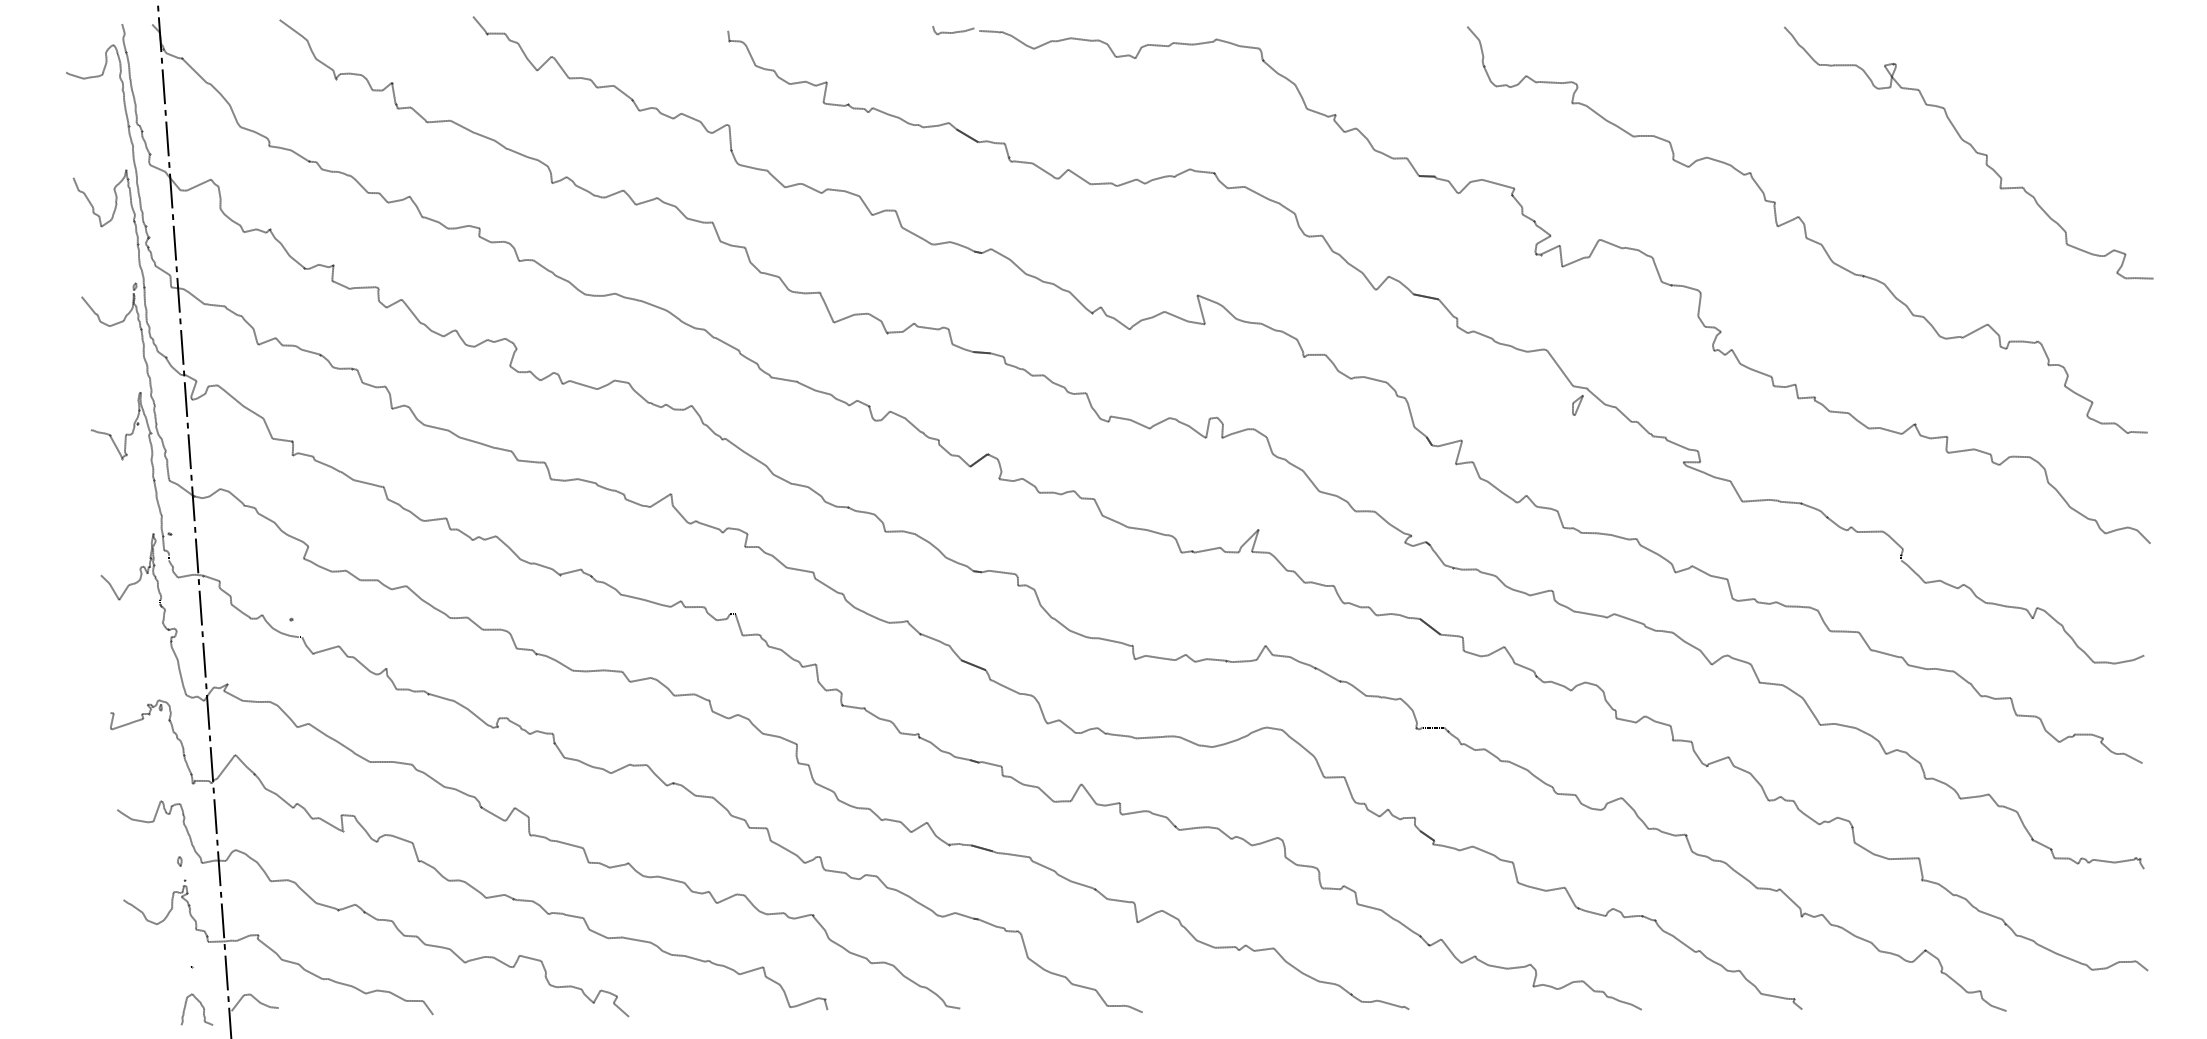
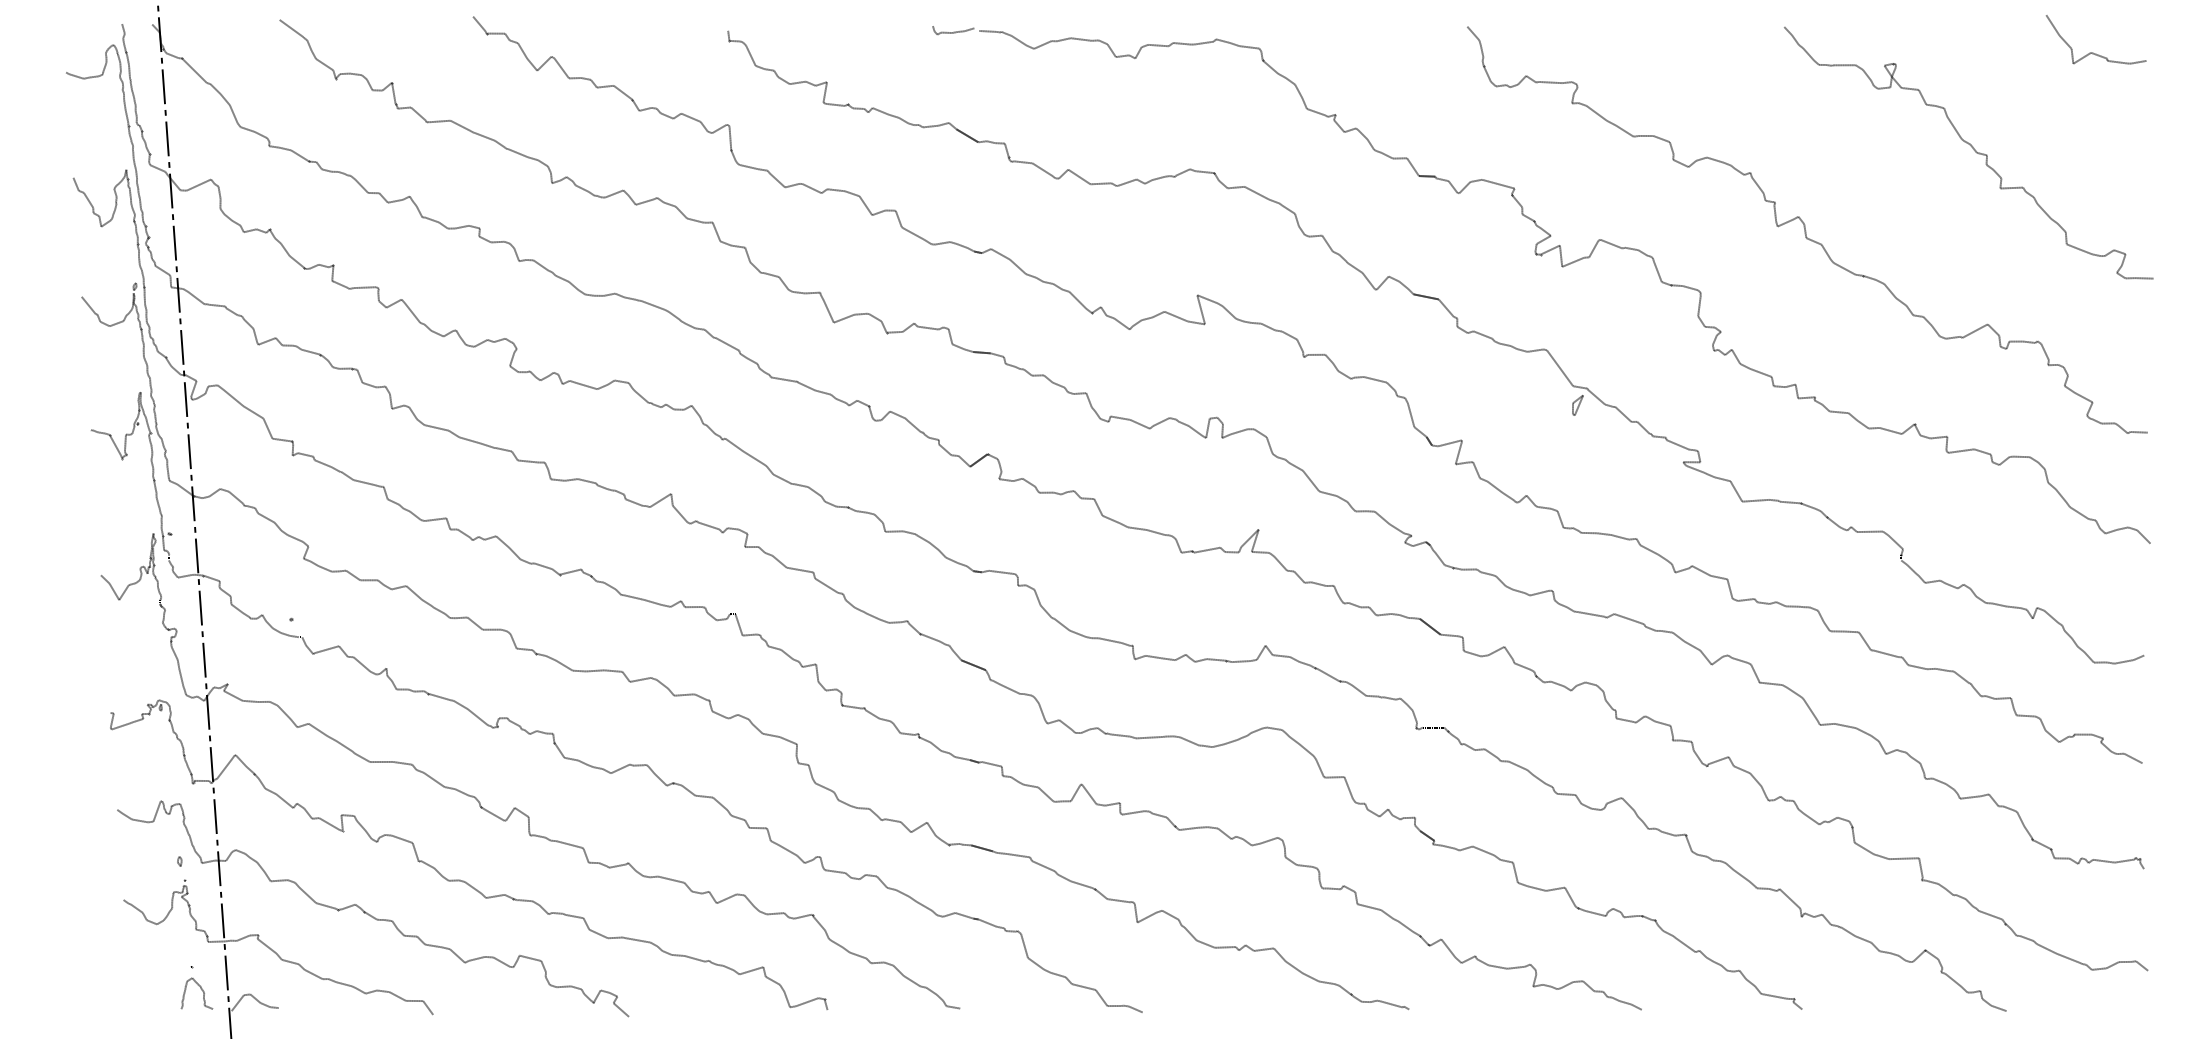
curve: none -> present (2093, 52)
curve position: (201, 1006) -> (201, 990) (201, 990)
